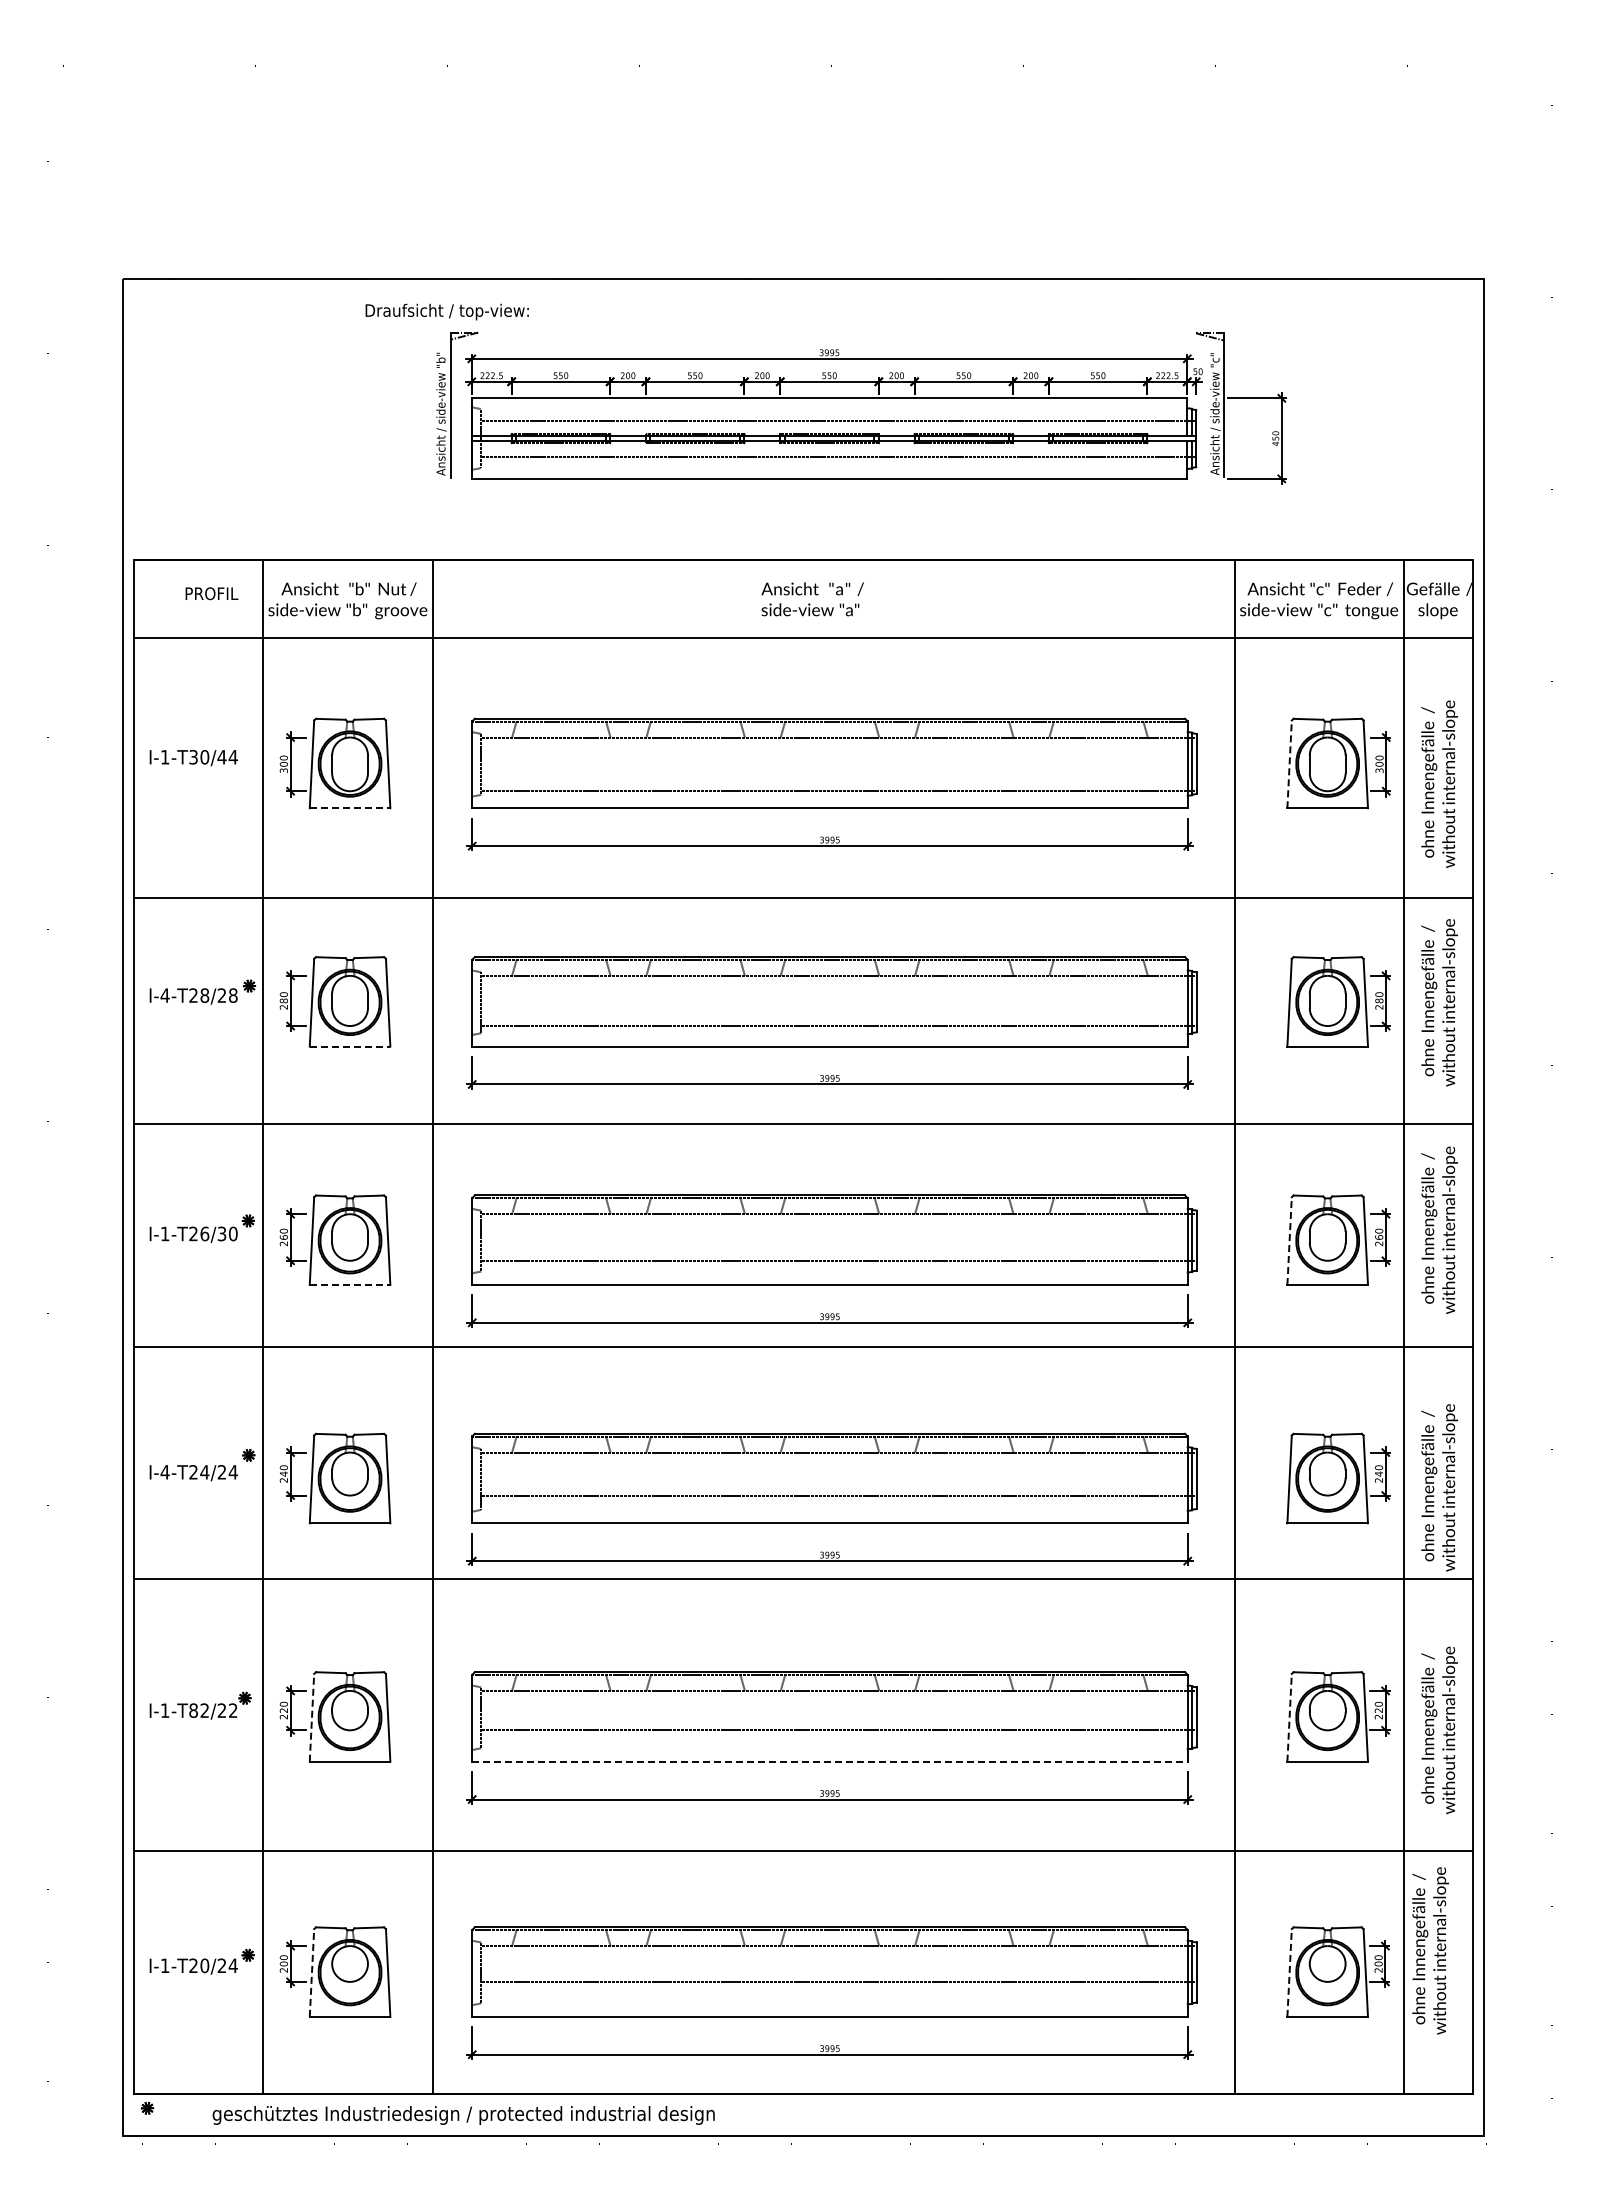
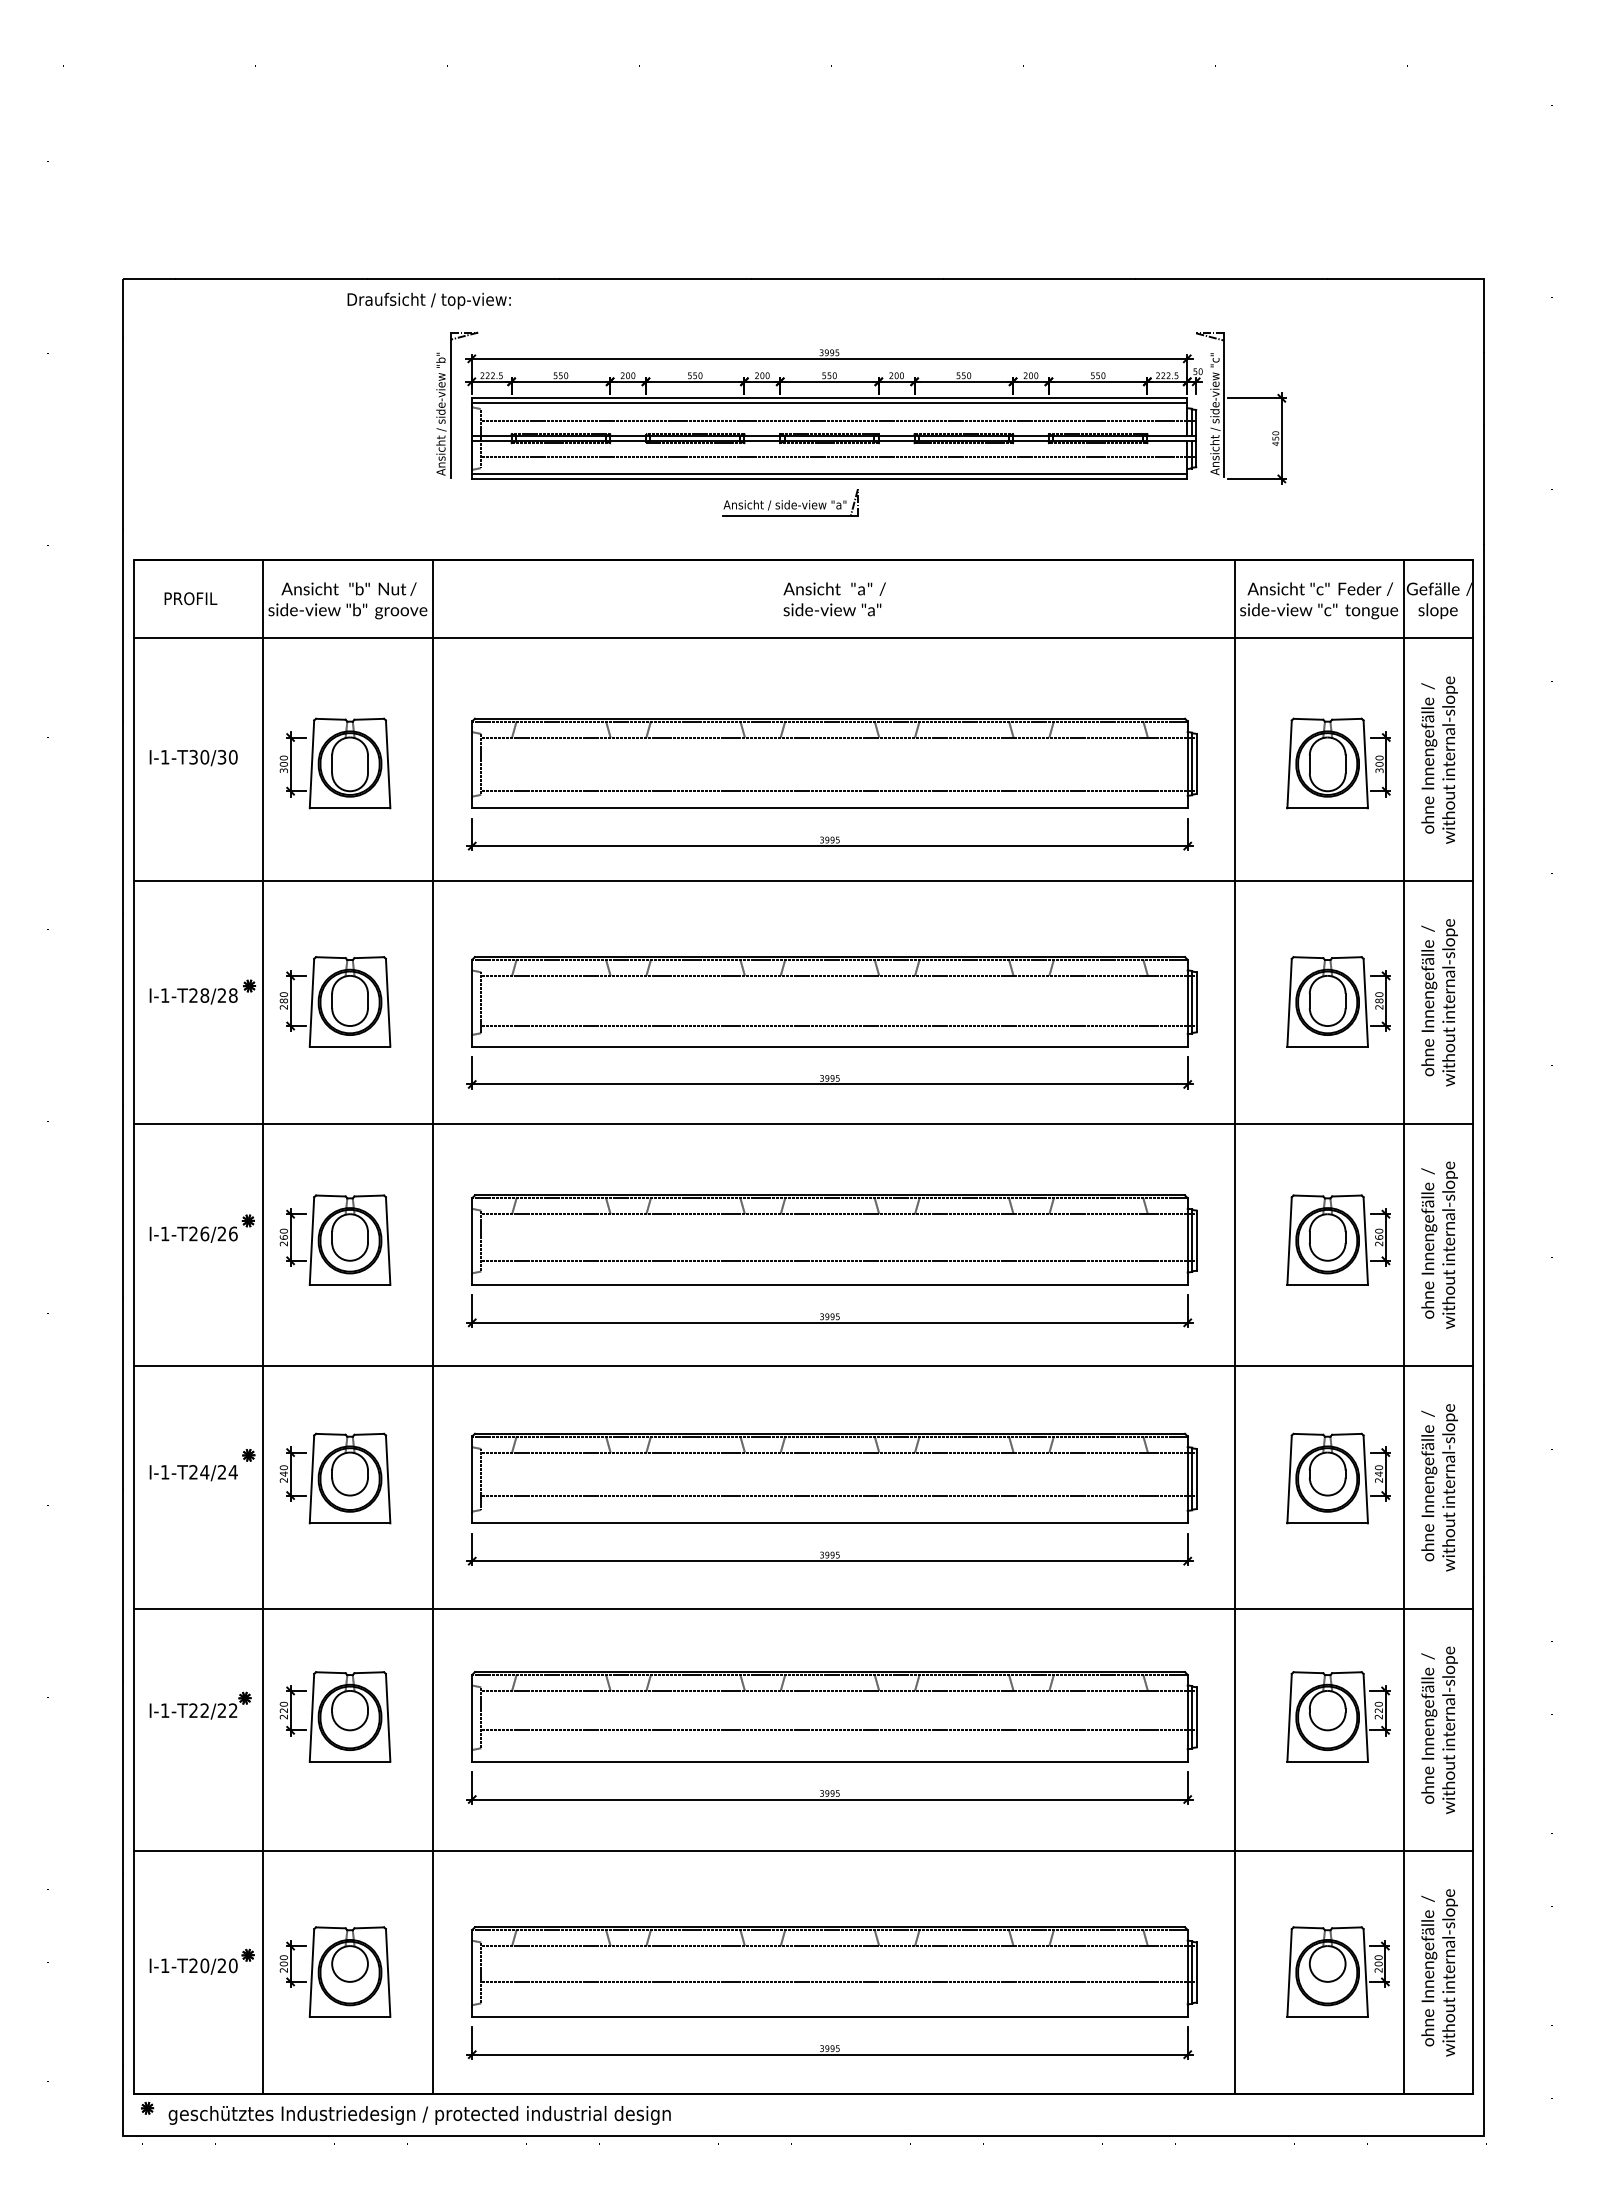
text position: (446, 311) -> (428, 300) (428, 300)
line: none -> present (829, 402)
line: none -> present (829, 474)
part: none -> present (790, 502)
text position: (211, 593) -> (190, 598) (190, 598)
text position: (812, 599) -> (834, 599) (834, 599)
text: I-1-T30/44 -> I-1-T30/30 (227, 756)
line: dashed -> solid (1289, 764)
text position: (1439, 783) -> (1439, 759) (1439, 759)
line: dashed -> solid (350, 808)
line position: (803, 898) -> (803, 881) (803, 881)
text: I-4-T28/28 -> I-1-T28/28 (164, 995)
line: dashed -> solid (350, 1046)
text position: (1439, 1229) -> (1439, 1244) (1439, 1244)
text: I-1-T26/30 -> I-1-T26/26 (227, 1233)
line: dashed -> solid (1289, 1241)
line: dashed -> solid (350, 1284)
line position: (803, 1347) -> (803, 1366) (803, 1366)
text: I-4-T24/24 -> I-1-T24/24 (164, 1472)
line position: (803, 1578) -> (803, 1608) (803, 1608)
text: I-1-T82/22 -> I-1-T22/22 (193, 1710)
line: dashed -> solid (311, 1717)
line: dashed -> solid (1289, 1717)
line: dashed -> solid (829, 1761)
text position: (1430, 1950) -> (1439, 1972) (1439, 1972)
text: I-1-T20/24 -> I-1-T20/20 (232, 1965)
line: dashed -> solid (311, 1972)
line: dashed -> solid (1289, 1972)
text position: (463, 2115) -> (419, 2115) (419, 2115)
